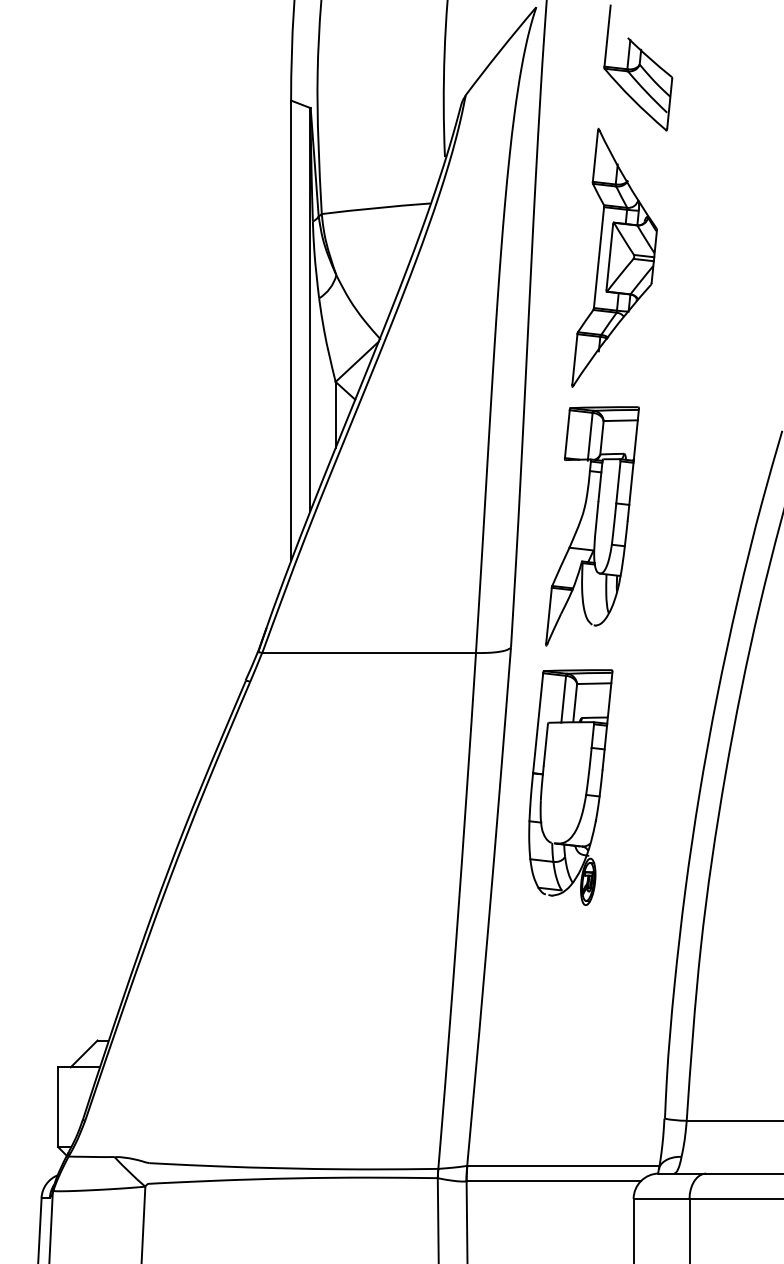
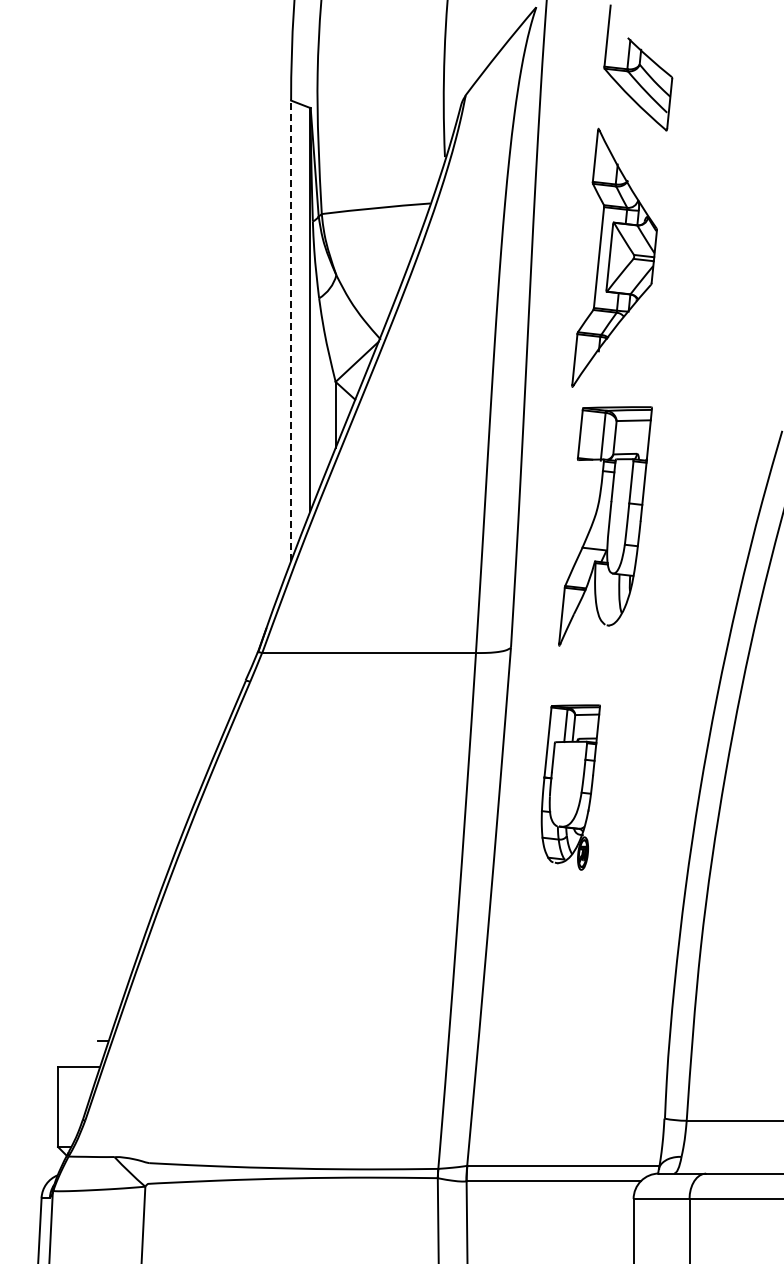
line: solid -> dashed (291, 330)
part position: (592, 526) -> (605, 526) (605, 526)
part size: 86x237 px -> 61x167 px (570, 787)
line: present -> none (83, 1053)
